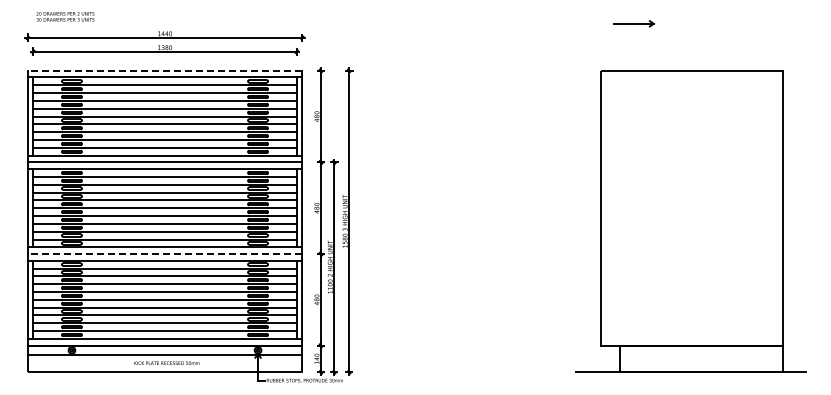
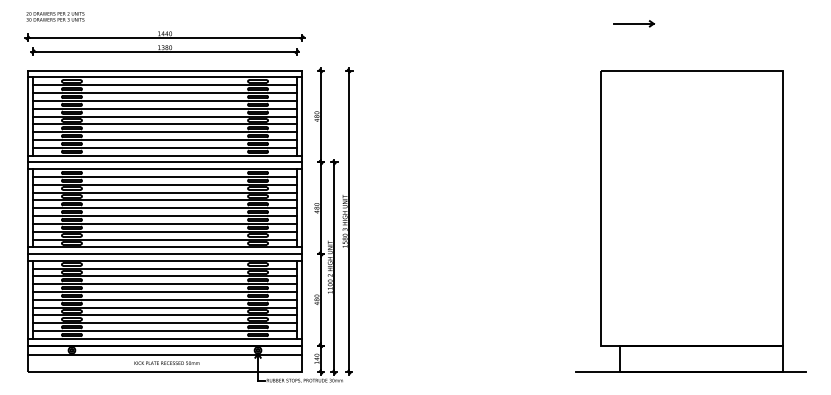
text position: (65, 16) -> (55, 16) (55, 16)
line: dashed -> solid (164, 70)
line: dashed -> solid (164, 254)
